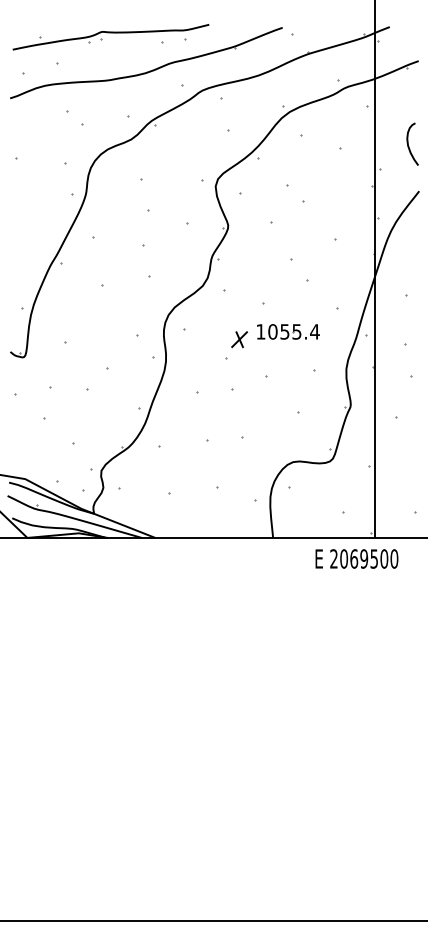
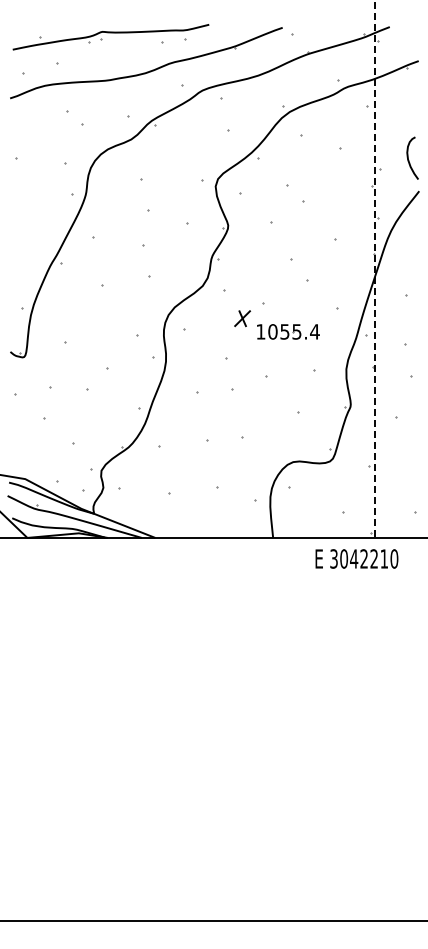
curve position: (408, 143) -> (408, 157) (408, 157)
line: solid -> dashed (375, 268)
part position: (239, 339) -> (242, 318) (242, 318)
text: 2069500 -> 3042210 (359, 558)
